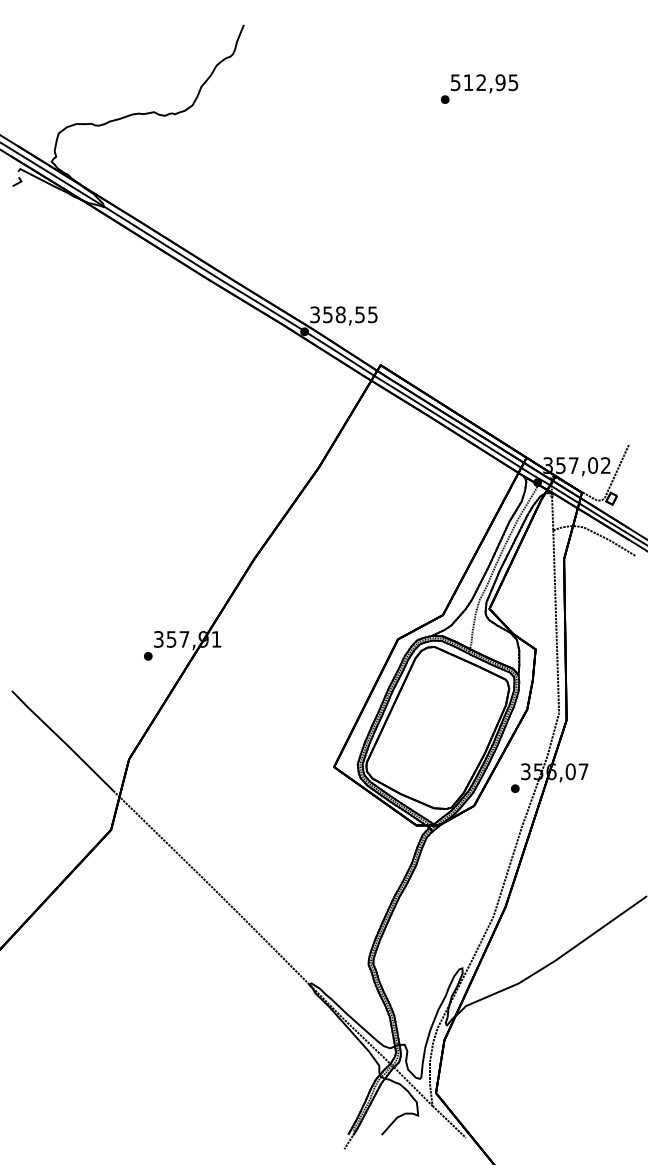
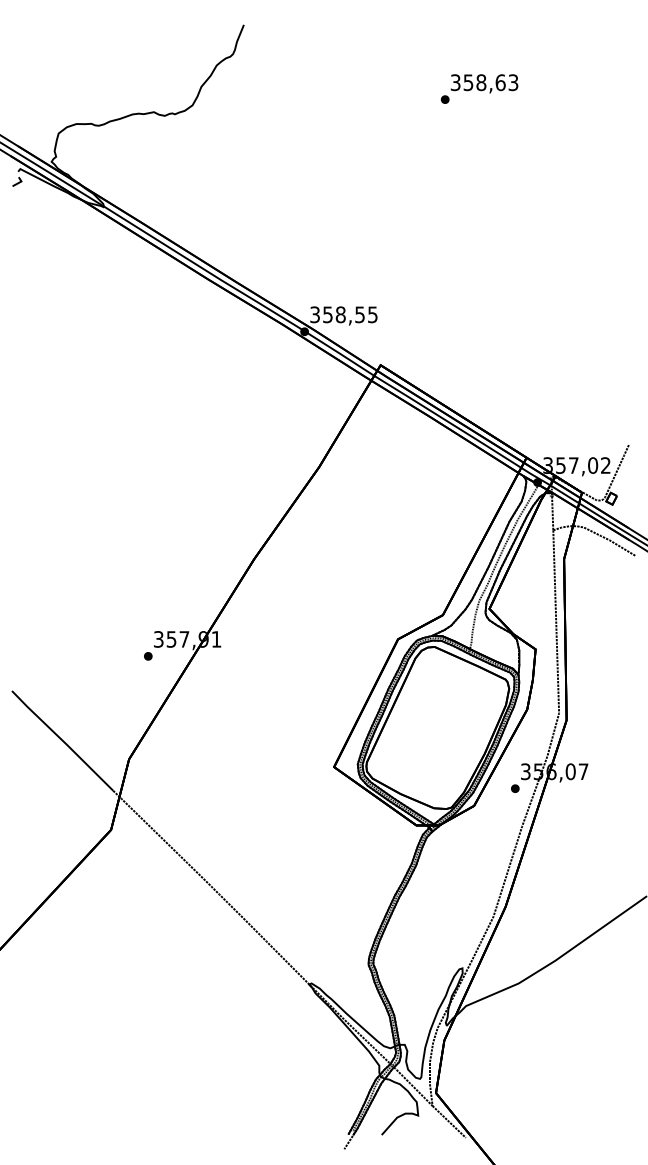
text: 512,95 -> 358,63 (484, 82)
